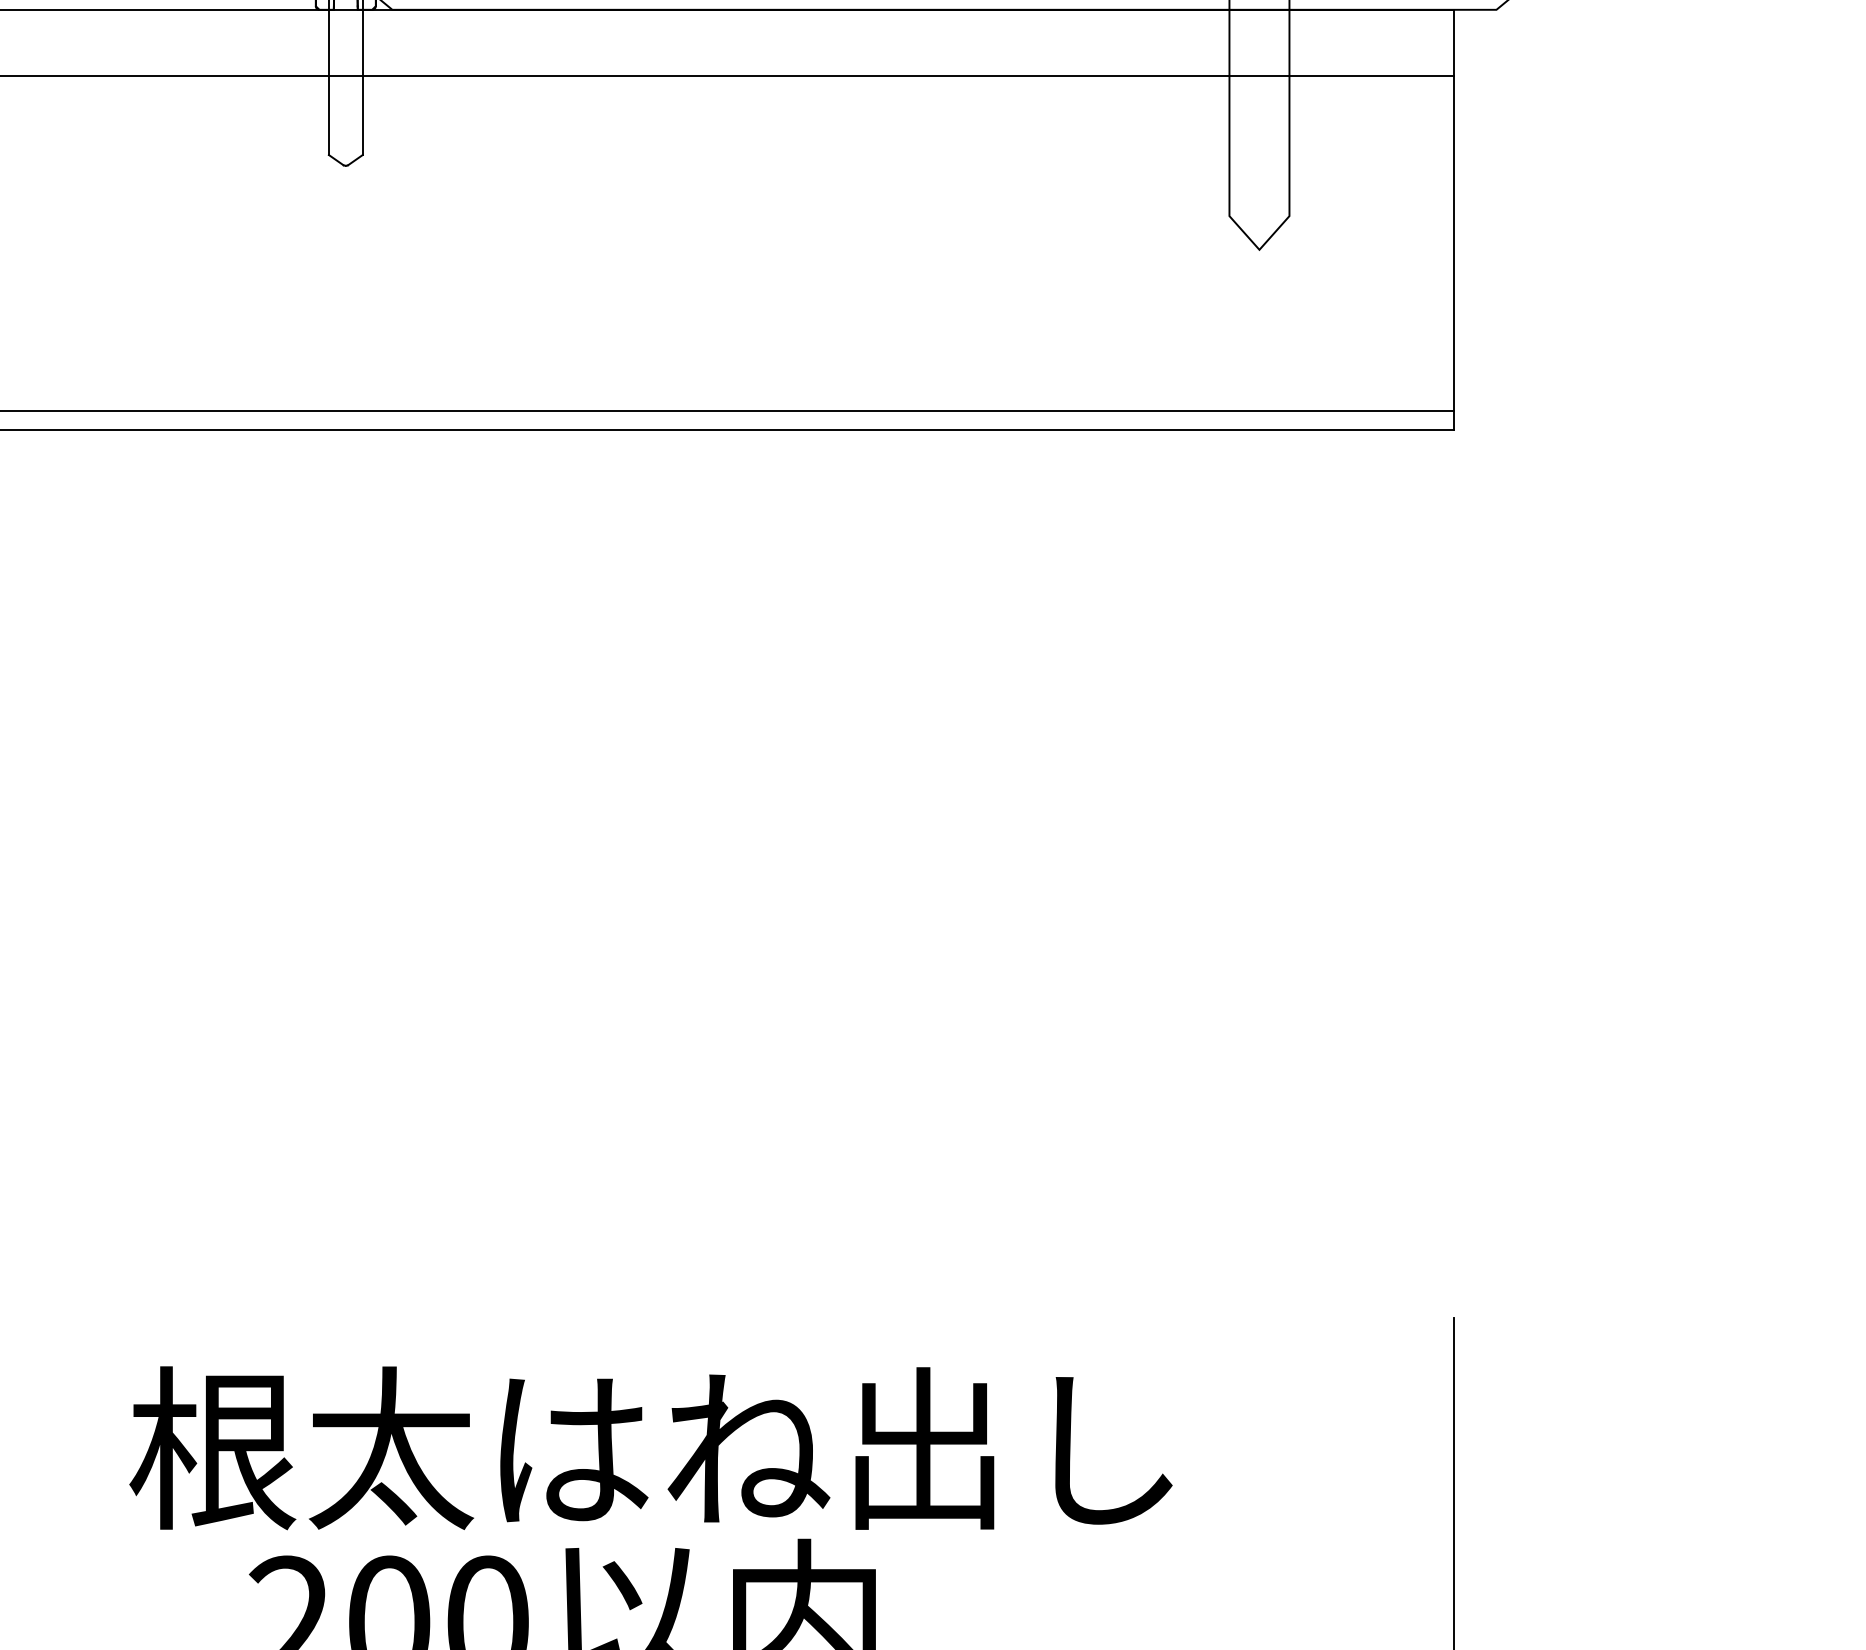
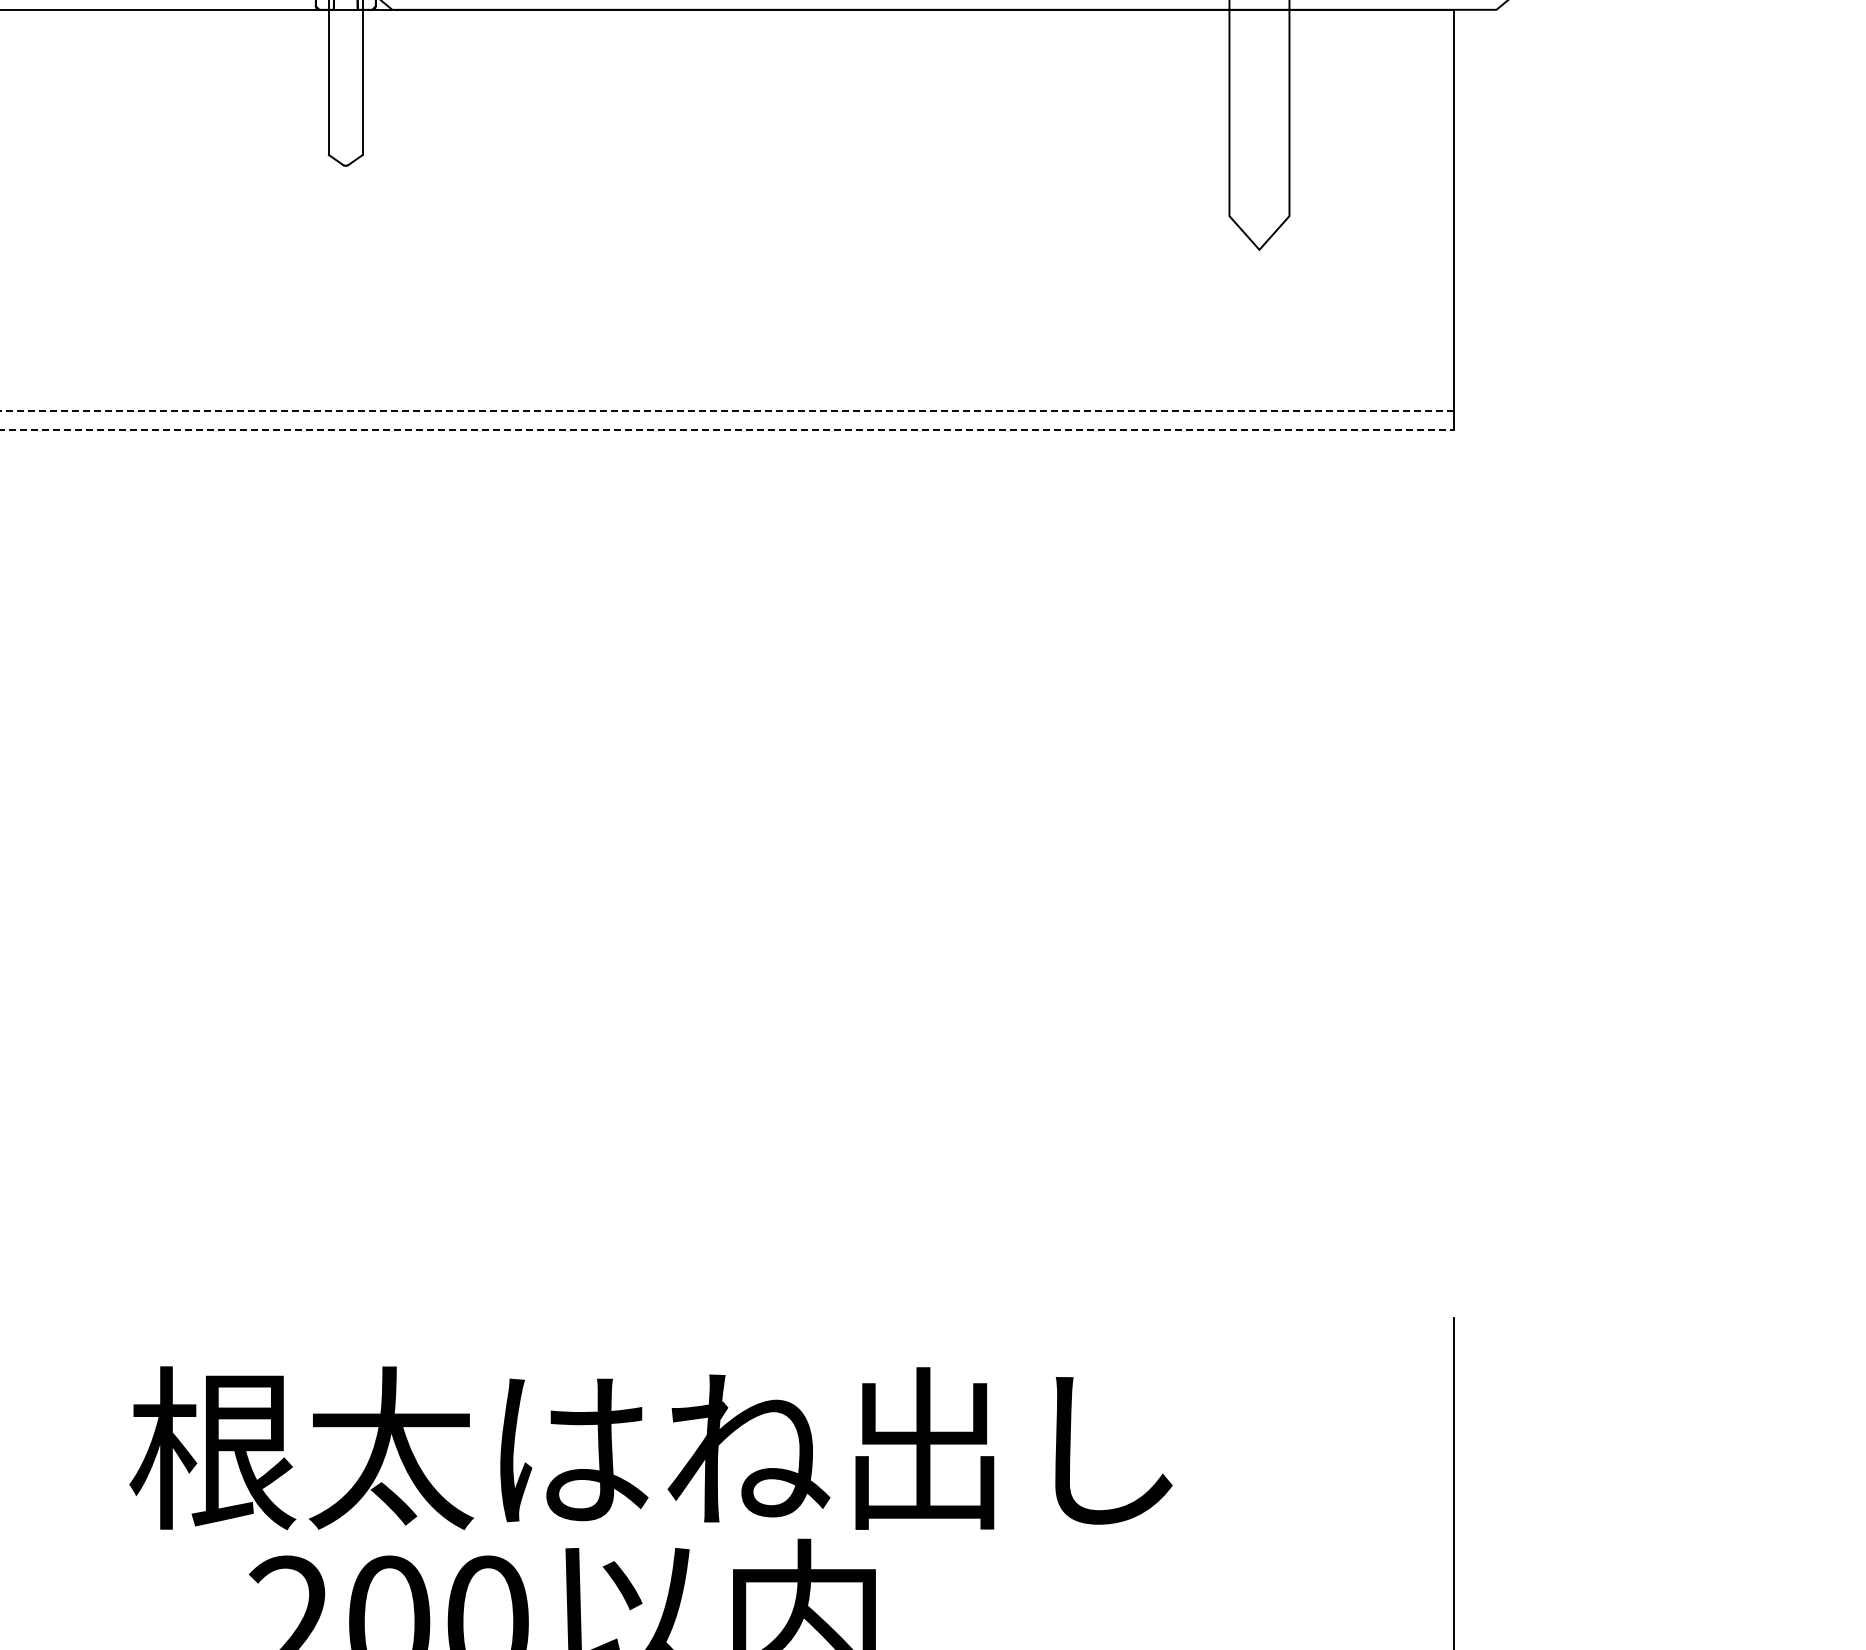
line: present -> none (728, 75)
line: solid -> dashed (727, 410)
line: solid -> dashed (727, 429)
